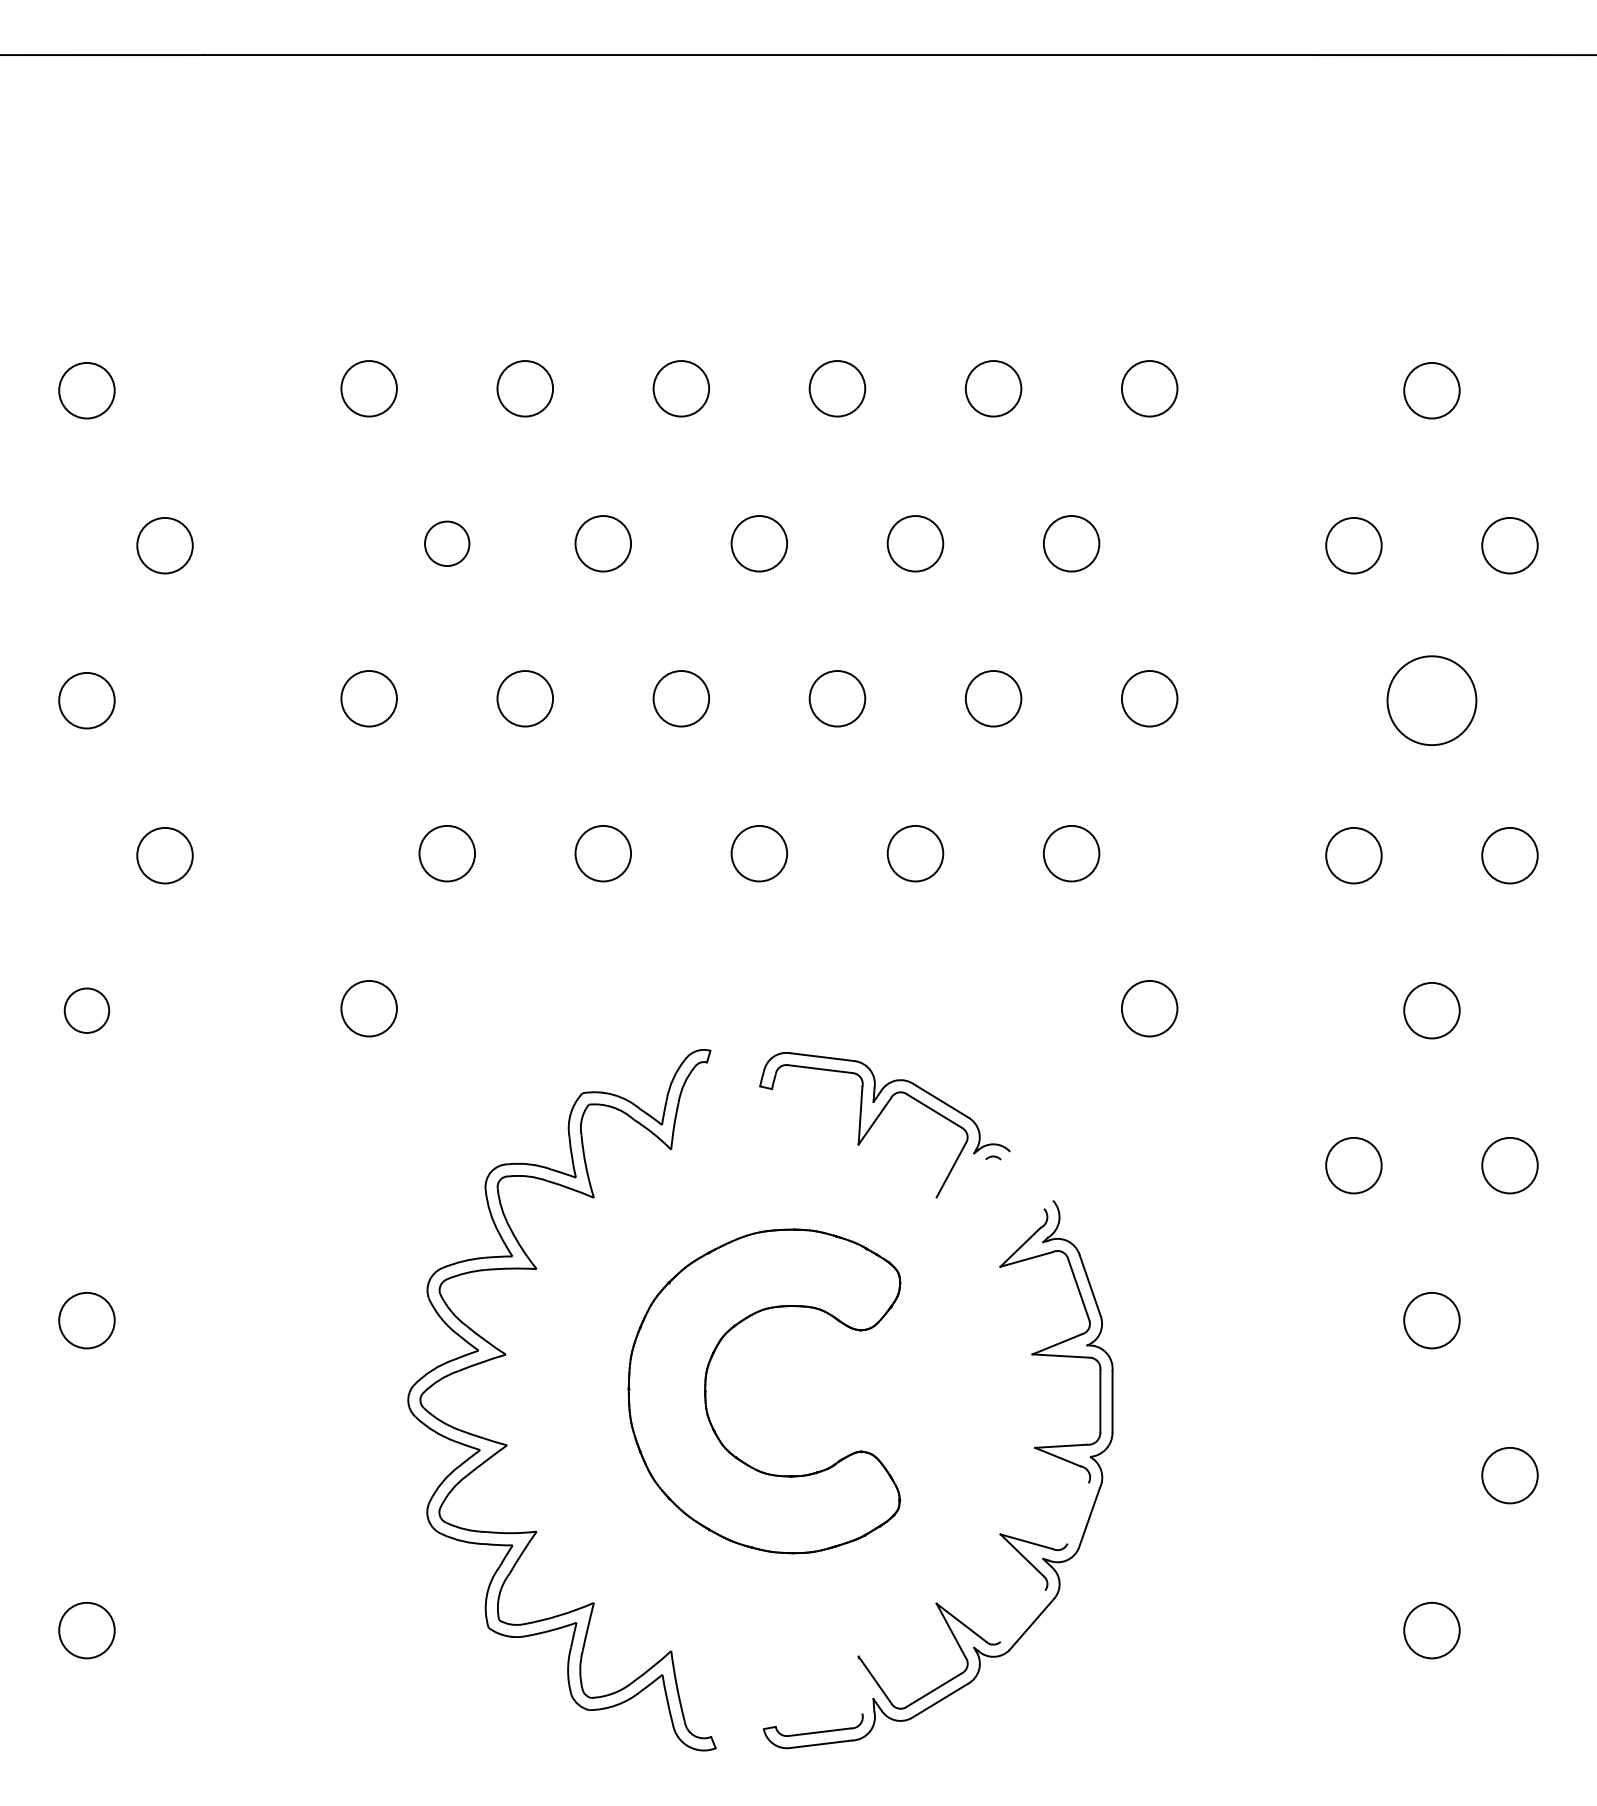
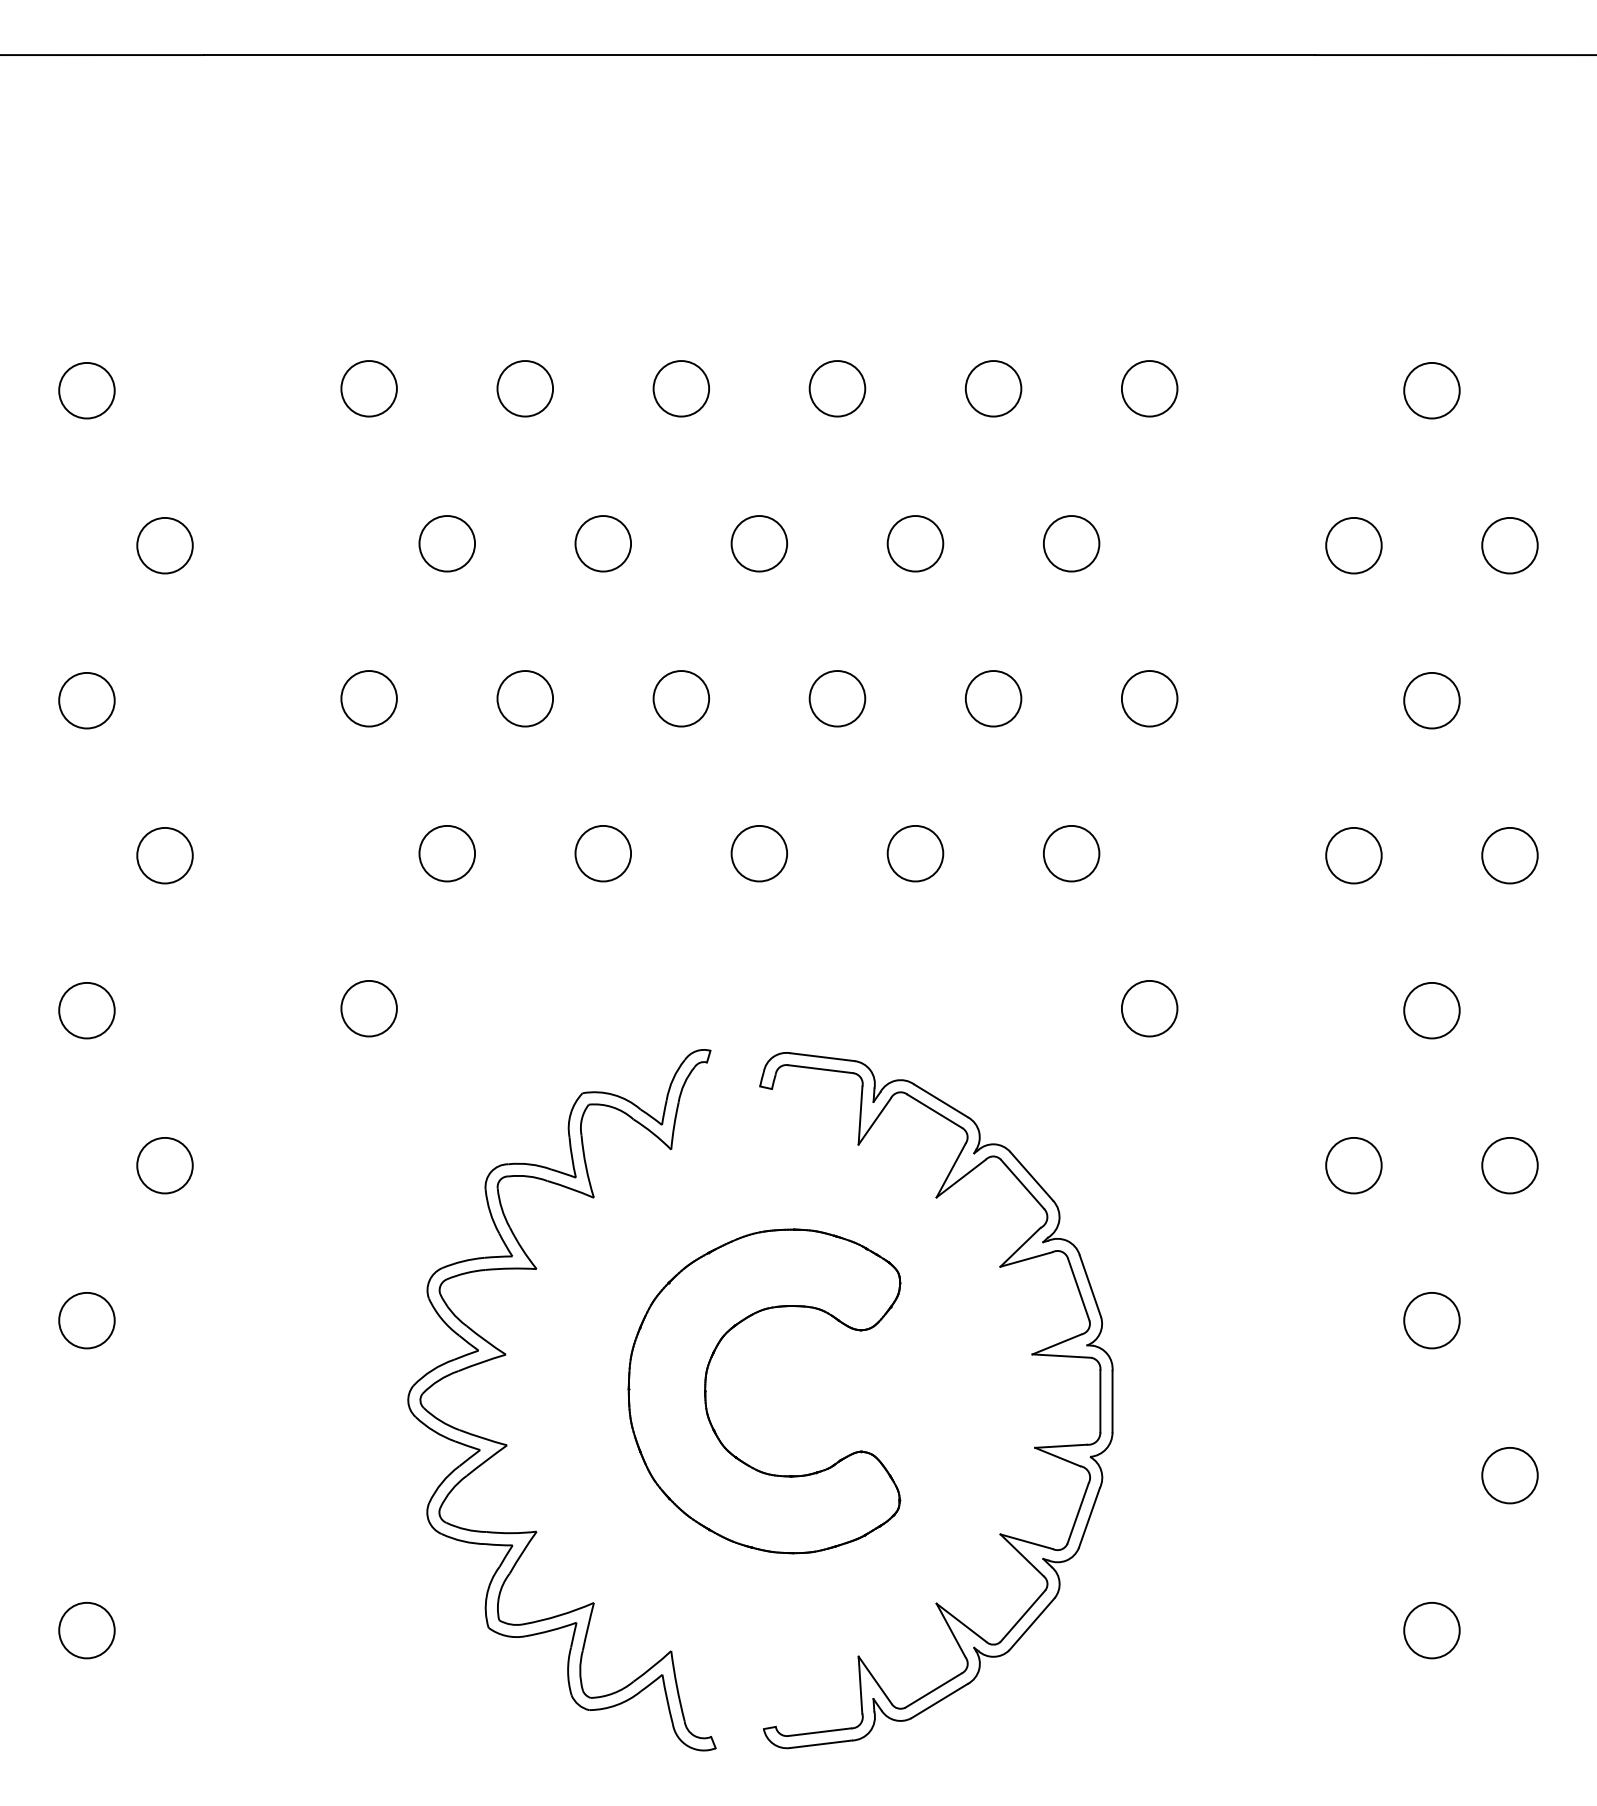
circle size: 47x47 px -> 58x58 px (446, 543)
circle diameter: 89 px -> 56 px (1431, 700)
circle size: 48x47 px -> 58x58 px (86, 1010)
circle: none -> present (164, 1165)
line: none -> present (1031, 1175)
line: none -> present (960, 1178)
line: none -> present (1022, 1183)
line: none -> present (1077, 1513)
line: none -> present (1022, 1615)
line: none -> present (860, 1685)
